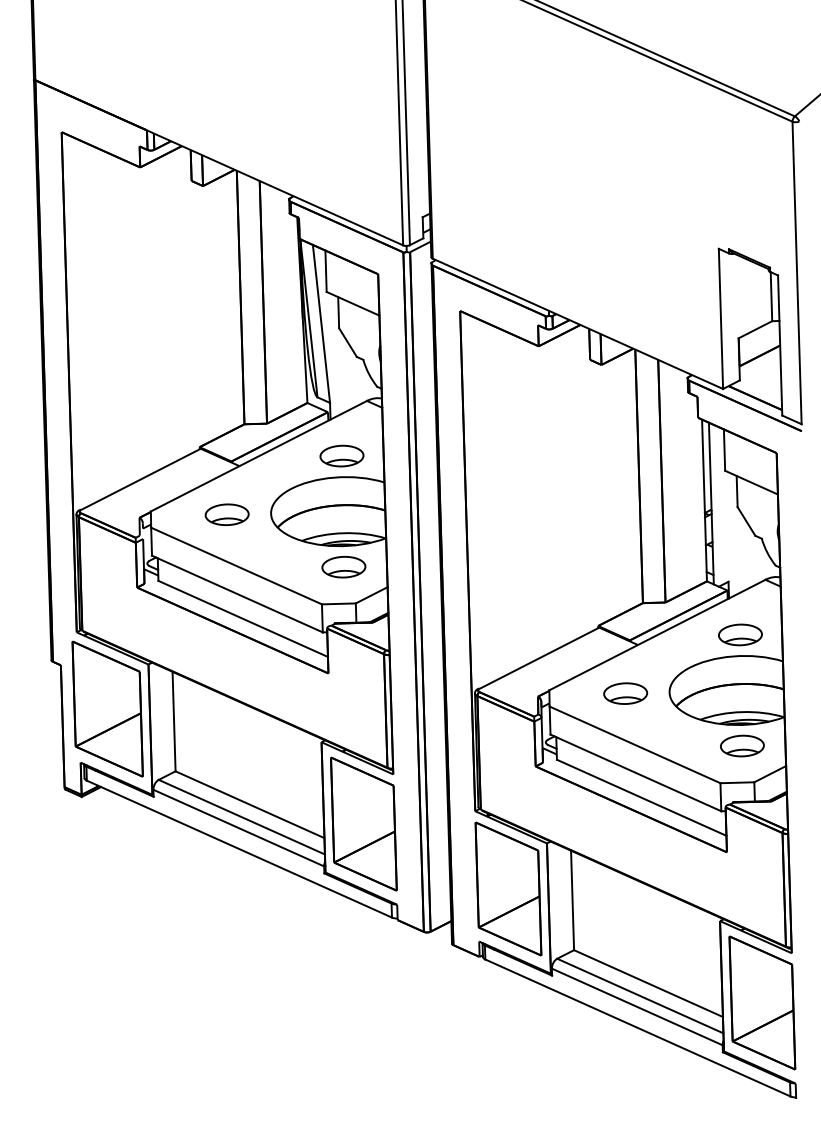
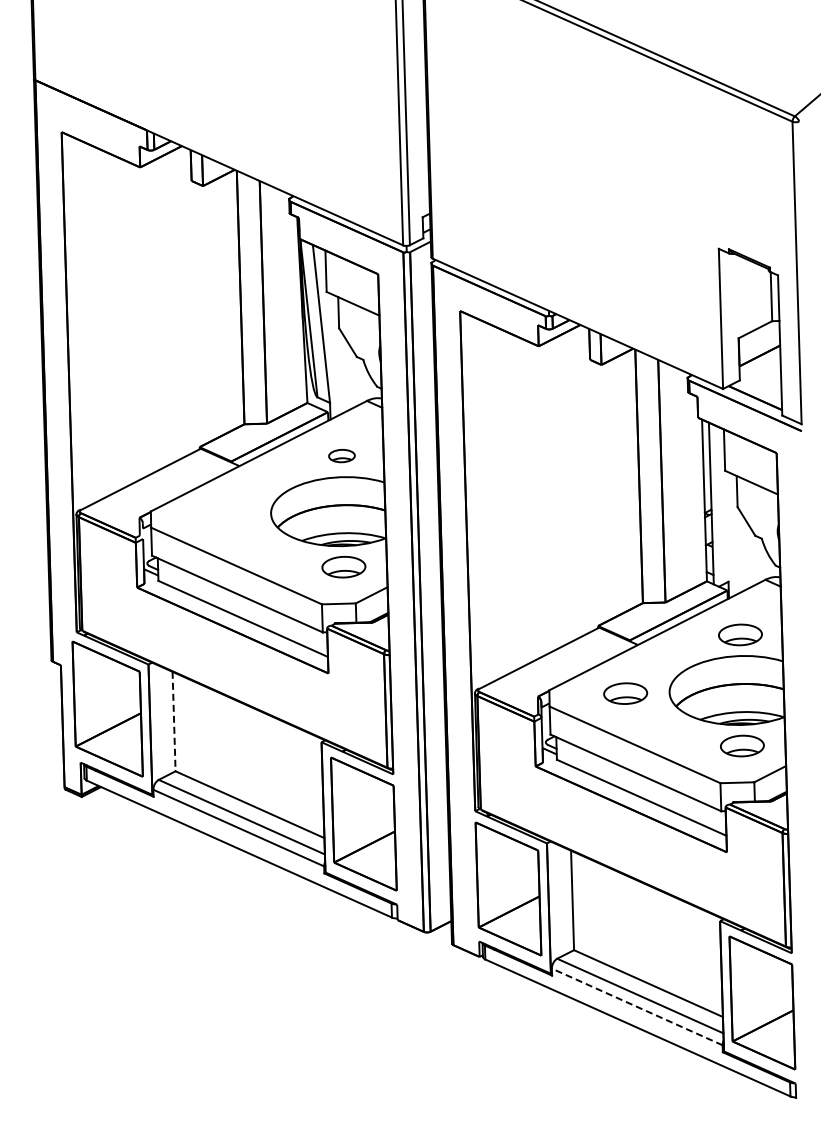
part size: 46x24 px -> 28x15 px (341, 456)
part: present -> none (226, 514)
line: solid -> dashed (174, 721)
line: solid -> dashed (637, 1006)
